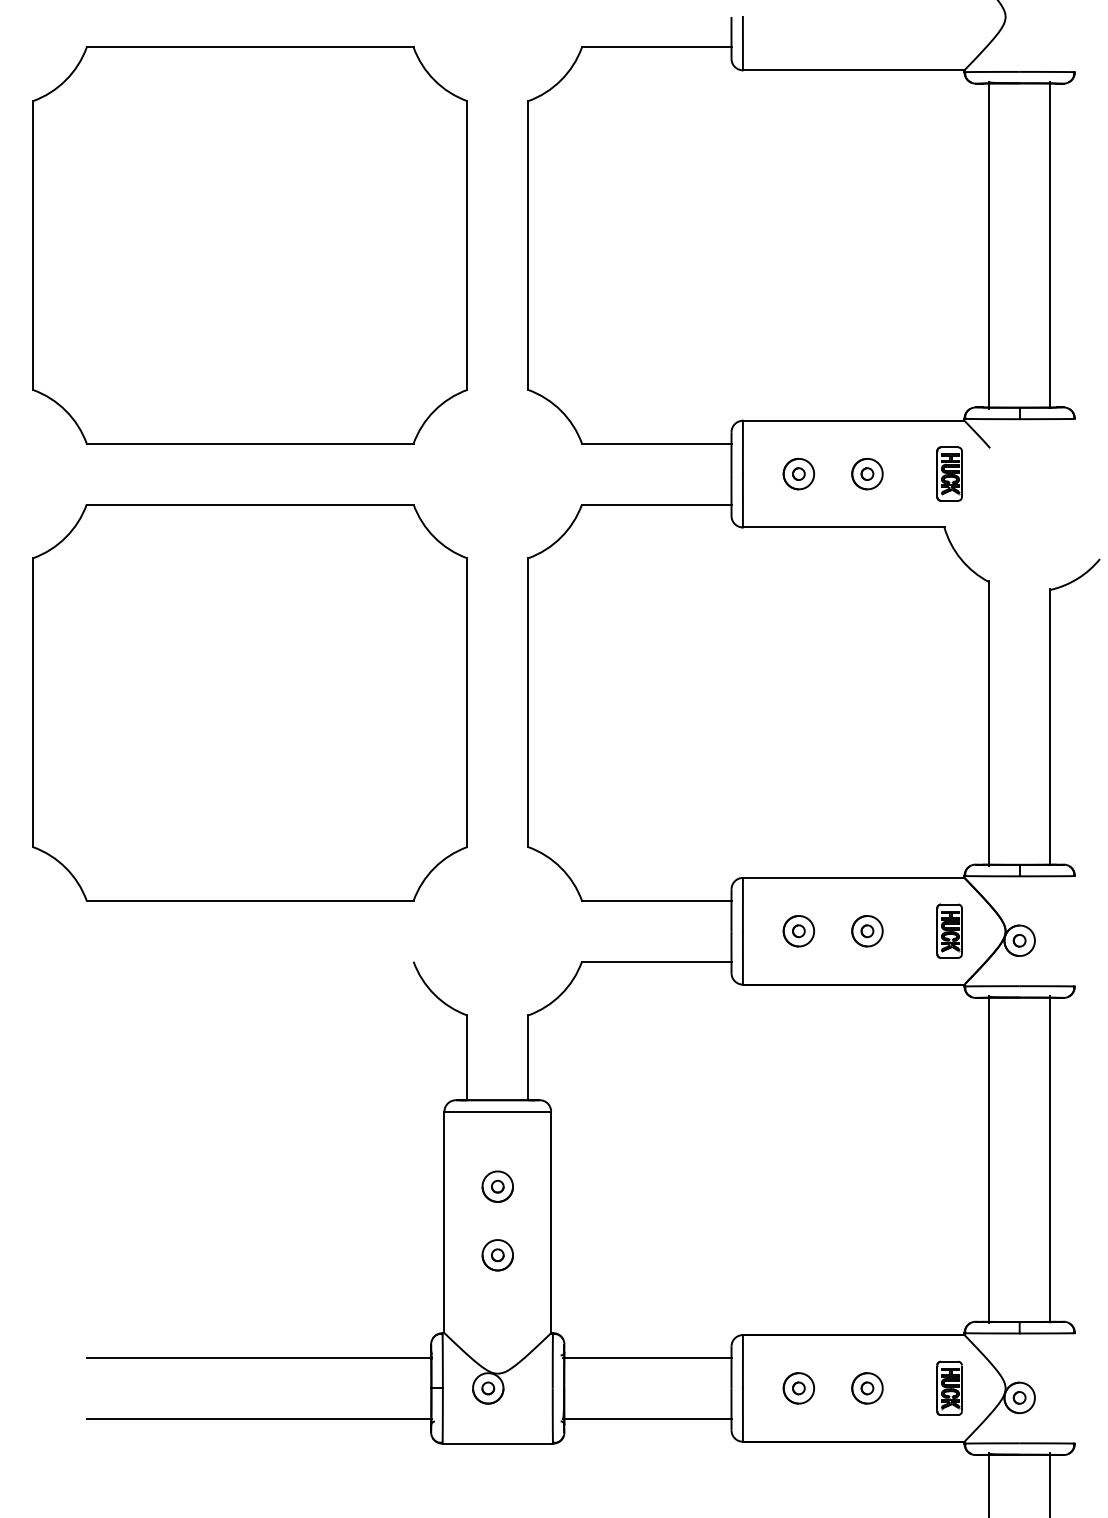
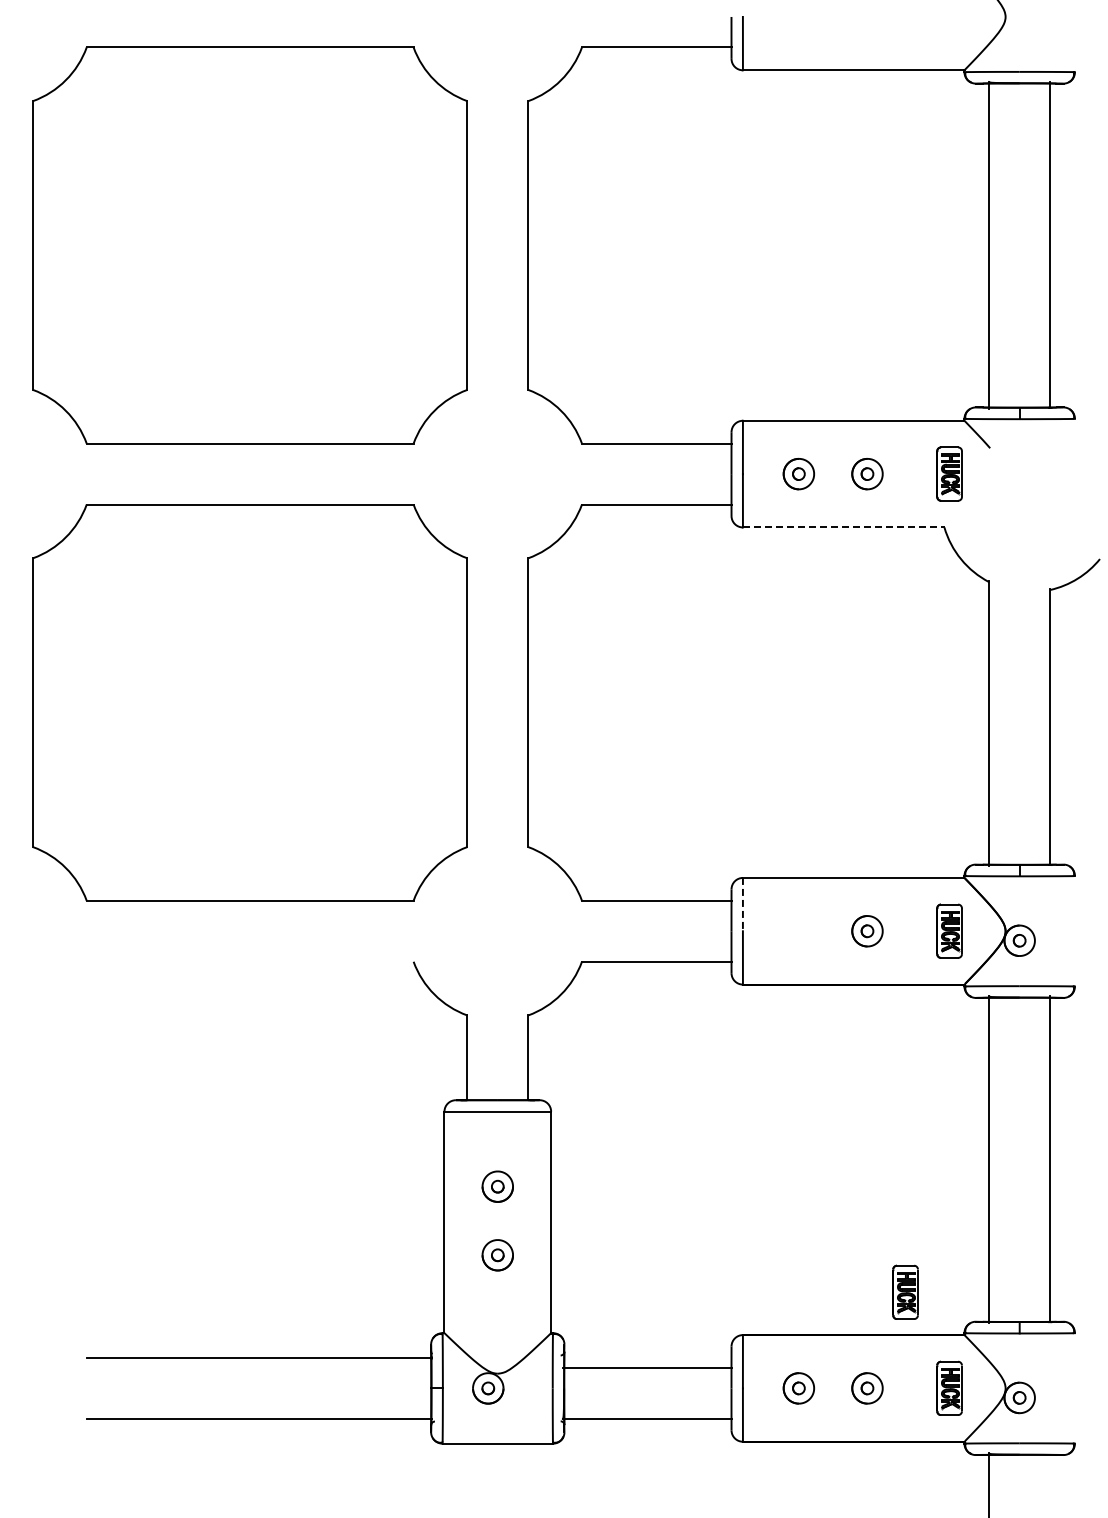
line: solid -> dashed (844, 527)
line: solid -> dashed (742, 904)
part: present -> none (798, 931)
part: none -> present (905, 1291)
line position: (646, 1357) -> (646, 1367) (646, 1367)
line: present -> none (1050, 1483)
